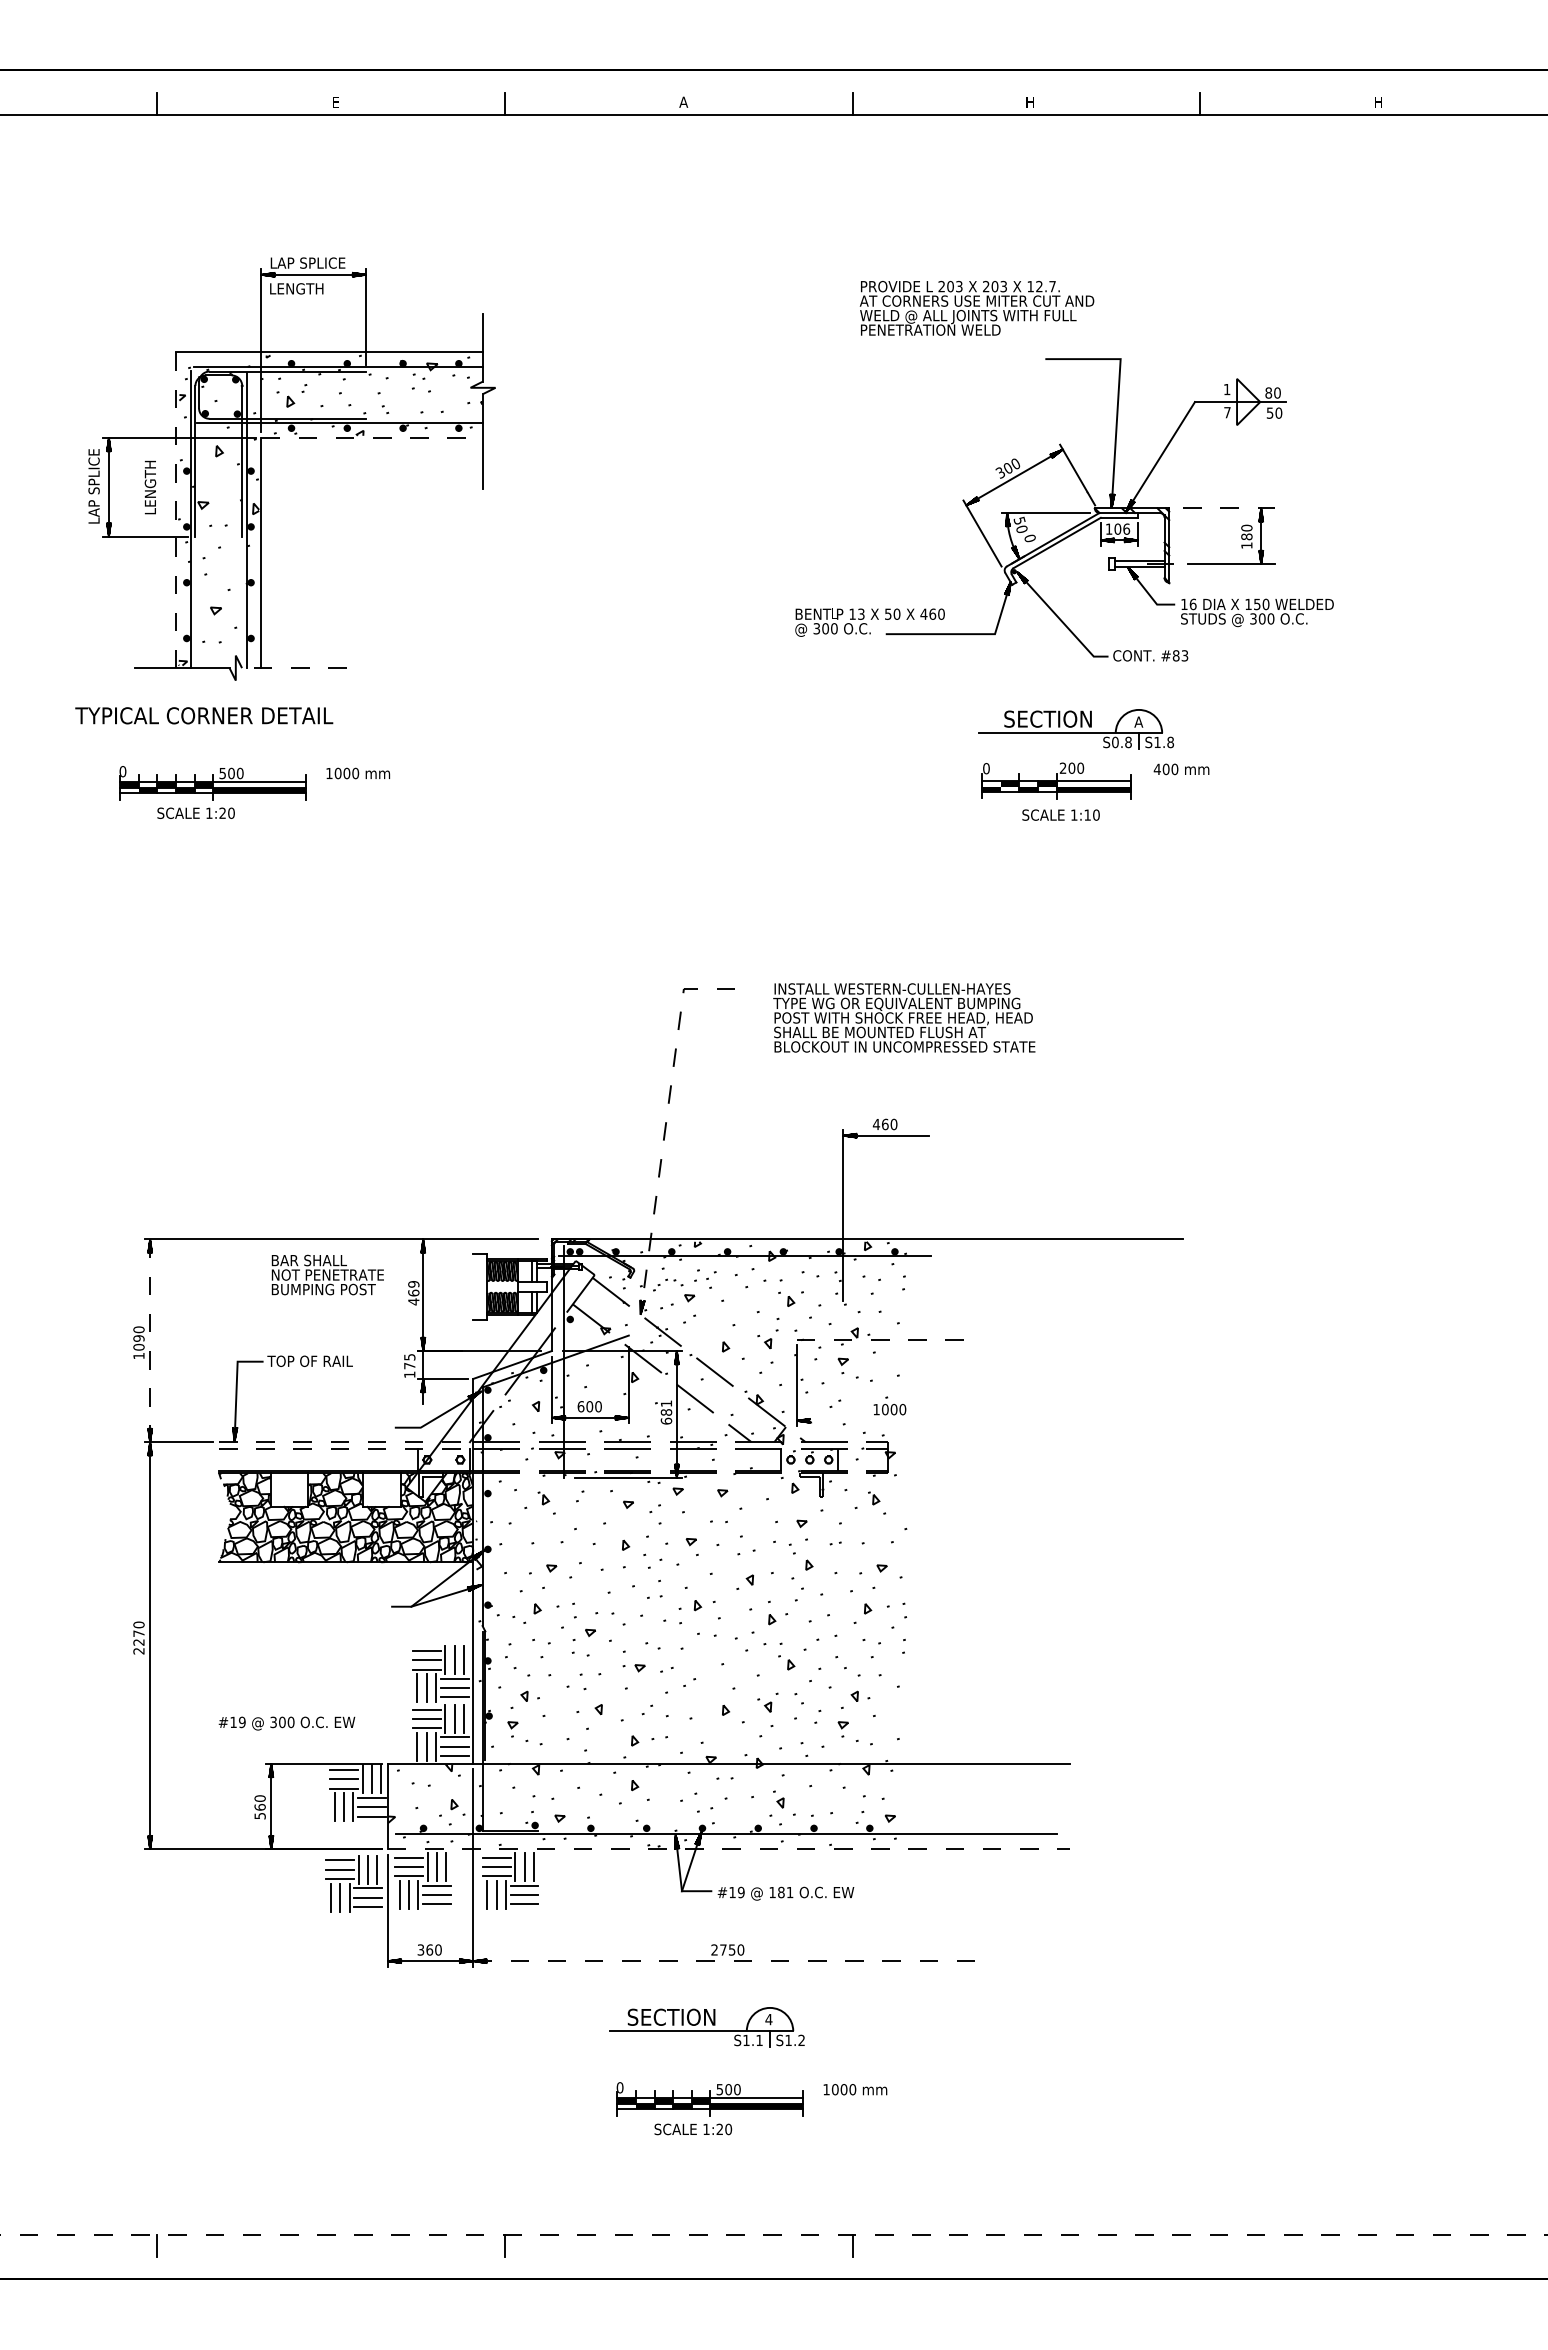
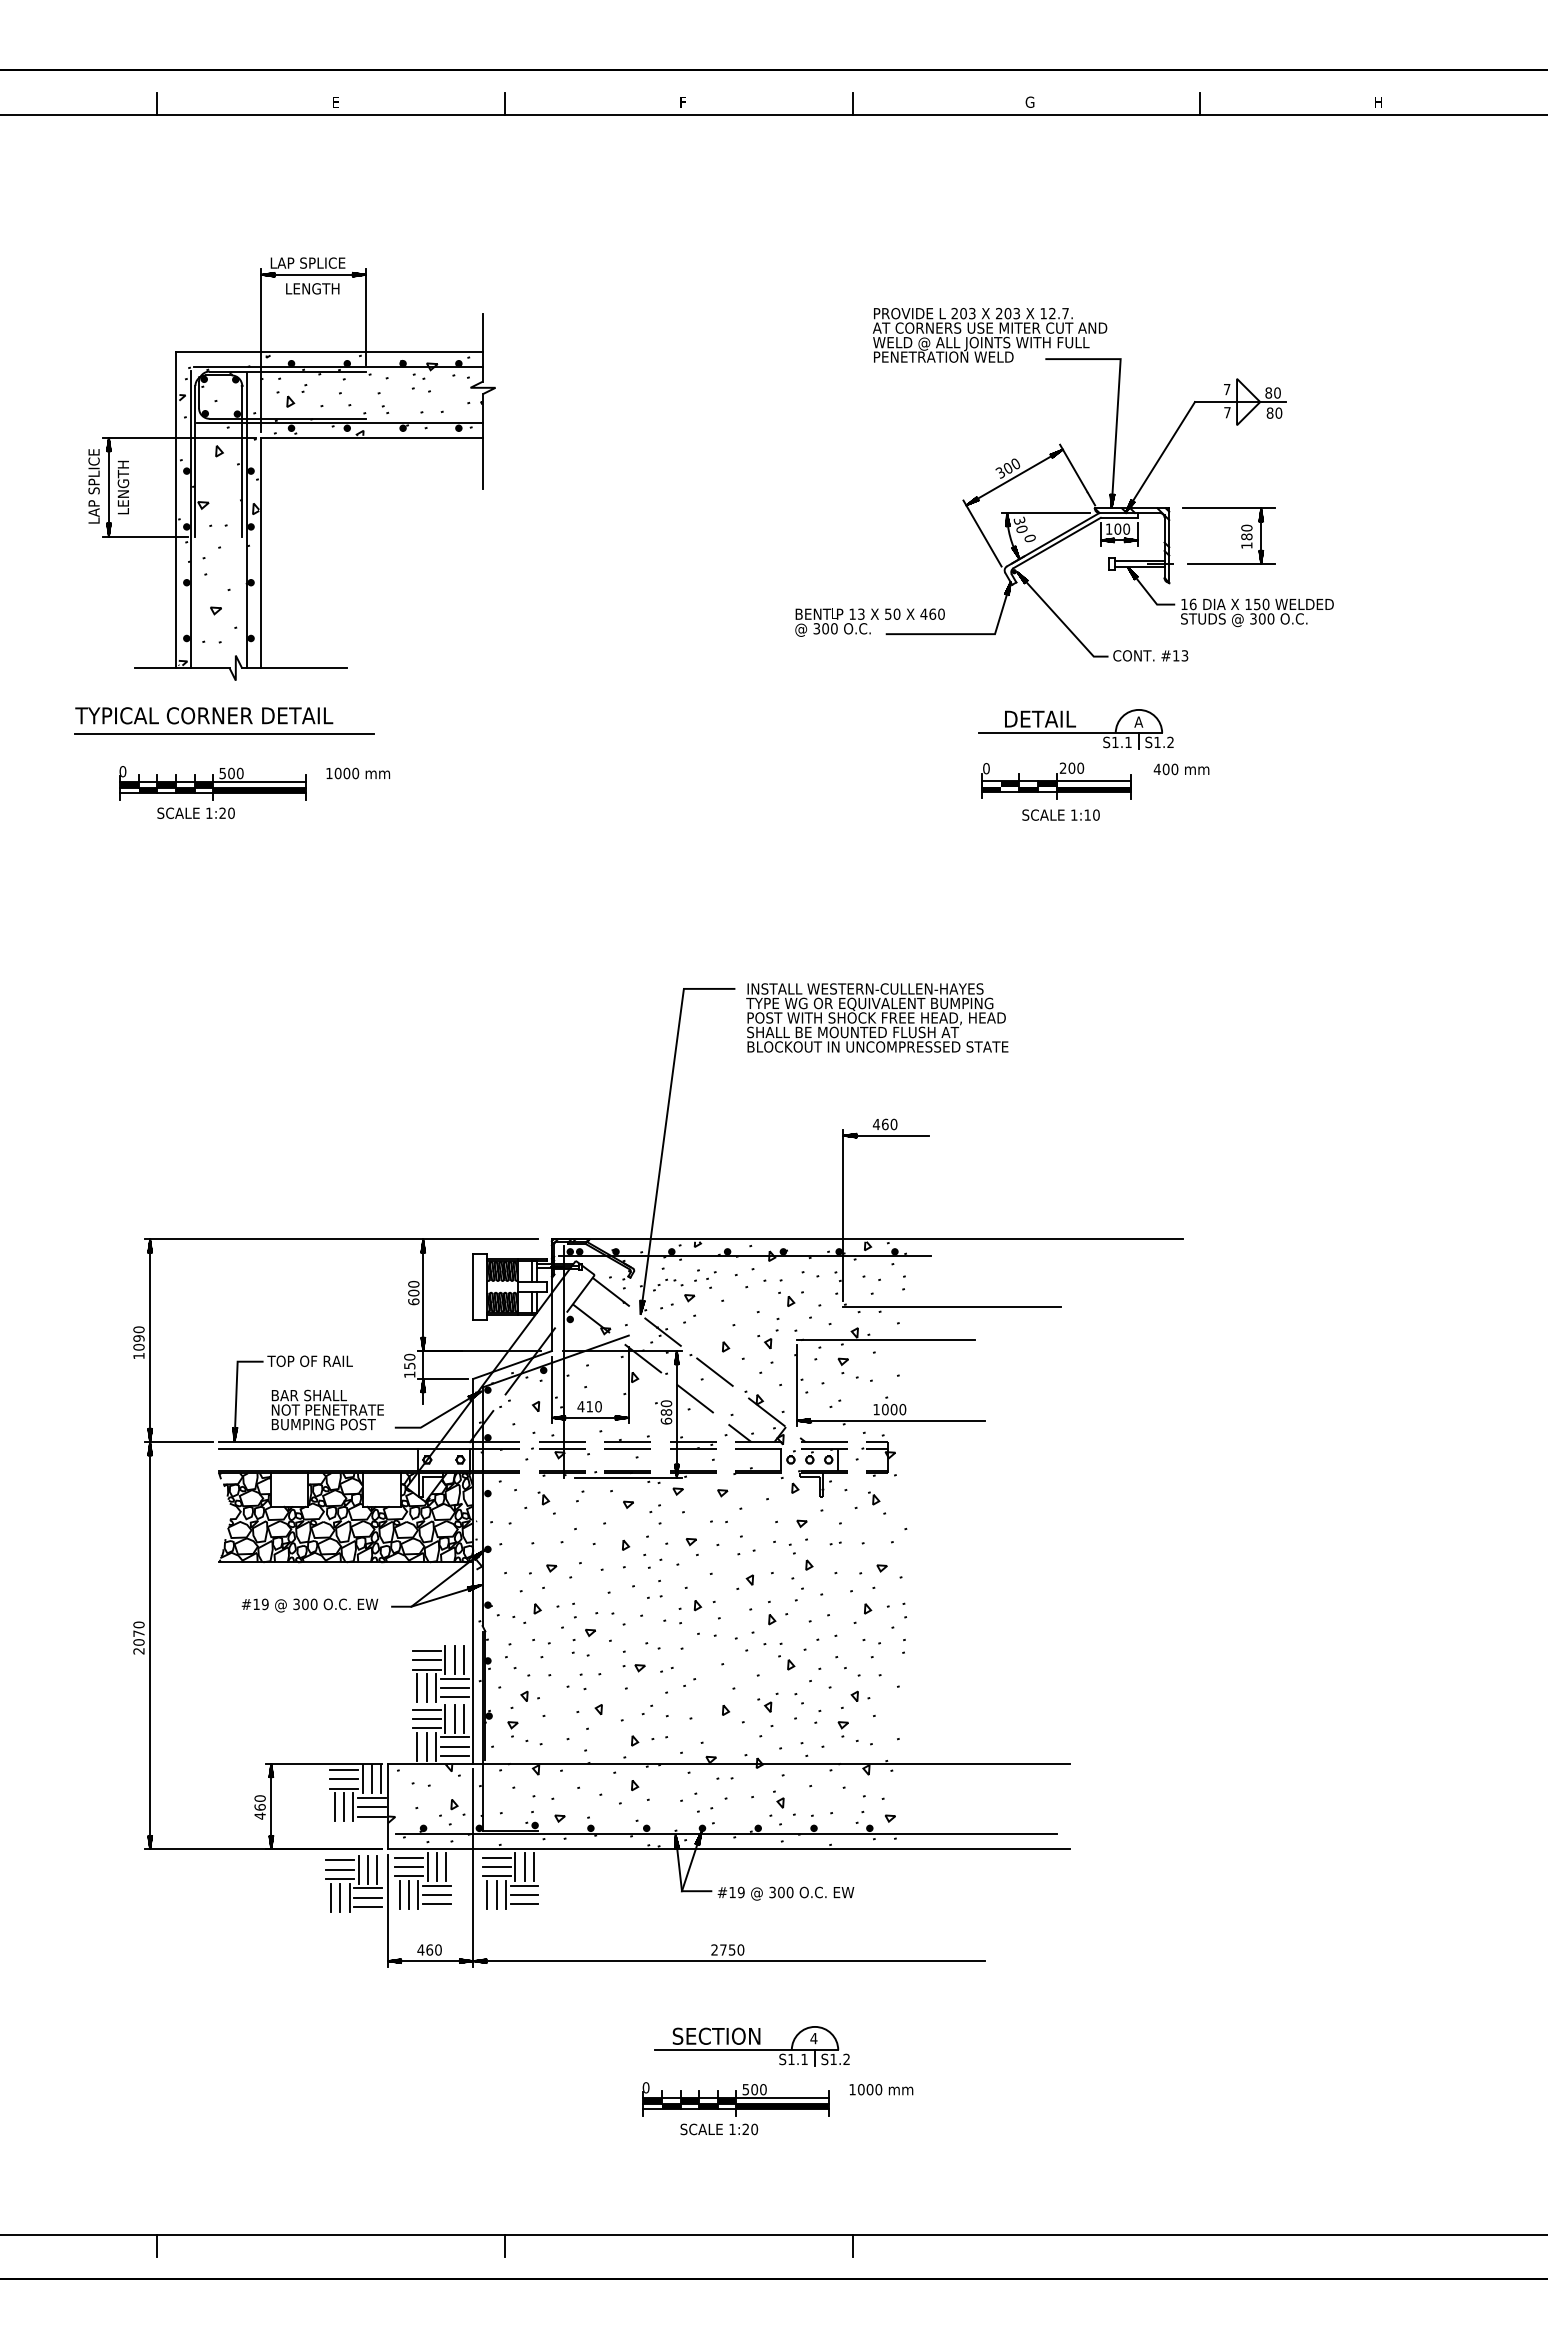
text: A -> F (683, 101)
text: H -> G (1029, 101)
text position: (296, 288) -> (312, 288) (312, 288)
text position: (976, 307) -> (989, 334) (989, 334)
text: 1 -> 7 (1227, 389)
text: 50 -> 80 (1269, 412)
line: dashed -> solid (372, 438)
text position: (150, 487) -> (123, 487) (123, 487)
line: dashed -> solid (1229, 508)
line: dashed -> solid (175, 510)
text: 50 -> 30 (1020, 520)
text: 106 -> 100 (1126, 528)
text: #83 -> #13 (1175, 655)
line: dashed -> solid (293, 668)
text: SECTION -> DETAIL (1047, 718)
line: none -> present (223, 733)
text: S0.8 -> S1.1 (1121, 742)
text: S1.8 -> S1.2 (1170, 742)
text position: (904, 1017) -> (877, 1017) (877, 1017)
line: dashed -> solid (665, 1125)
text position: (327, 1274) -> (327, 1409) (327, 1409)
line: none -> present (473, 1286)
text: 469 -> 600 (413, 1293)
line: none -> present (951, 1306)
line: dashed -> solid (886, 1339)
line: dashed -> solid (150, 1341)
text: 175 -> 150 (409, 1361)
text: 681 -> 680 (666, 1403)
text: 600 -> 410 (585, 1406)
line: none -> present (890, 1420)
line: dashed -> solid (346, 1442)
line: dashed -> solid (346, 1448)
text: 2270 -> 2070 (138, 1642)
text position: (286, 1723) -> (309, 1605) (309, 1605)
text: 560 -> 460 (259, 1815)
line: dashed -> solid (729, 1849)
text: 181 -> 300 (781, 1892)
text: 360 -> 460 (420, 1949)
line: dashed -> solid (728, 1961)
part position: (706, 2027) -> (751, 2046) (751, 2046)
part position: (751, 2108) -> (777, 2108) (777, 2108)
line: dashed -> solid (774, 2234)
